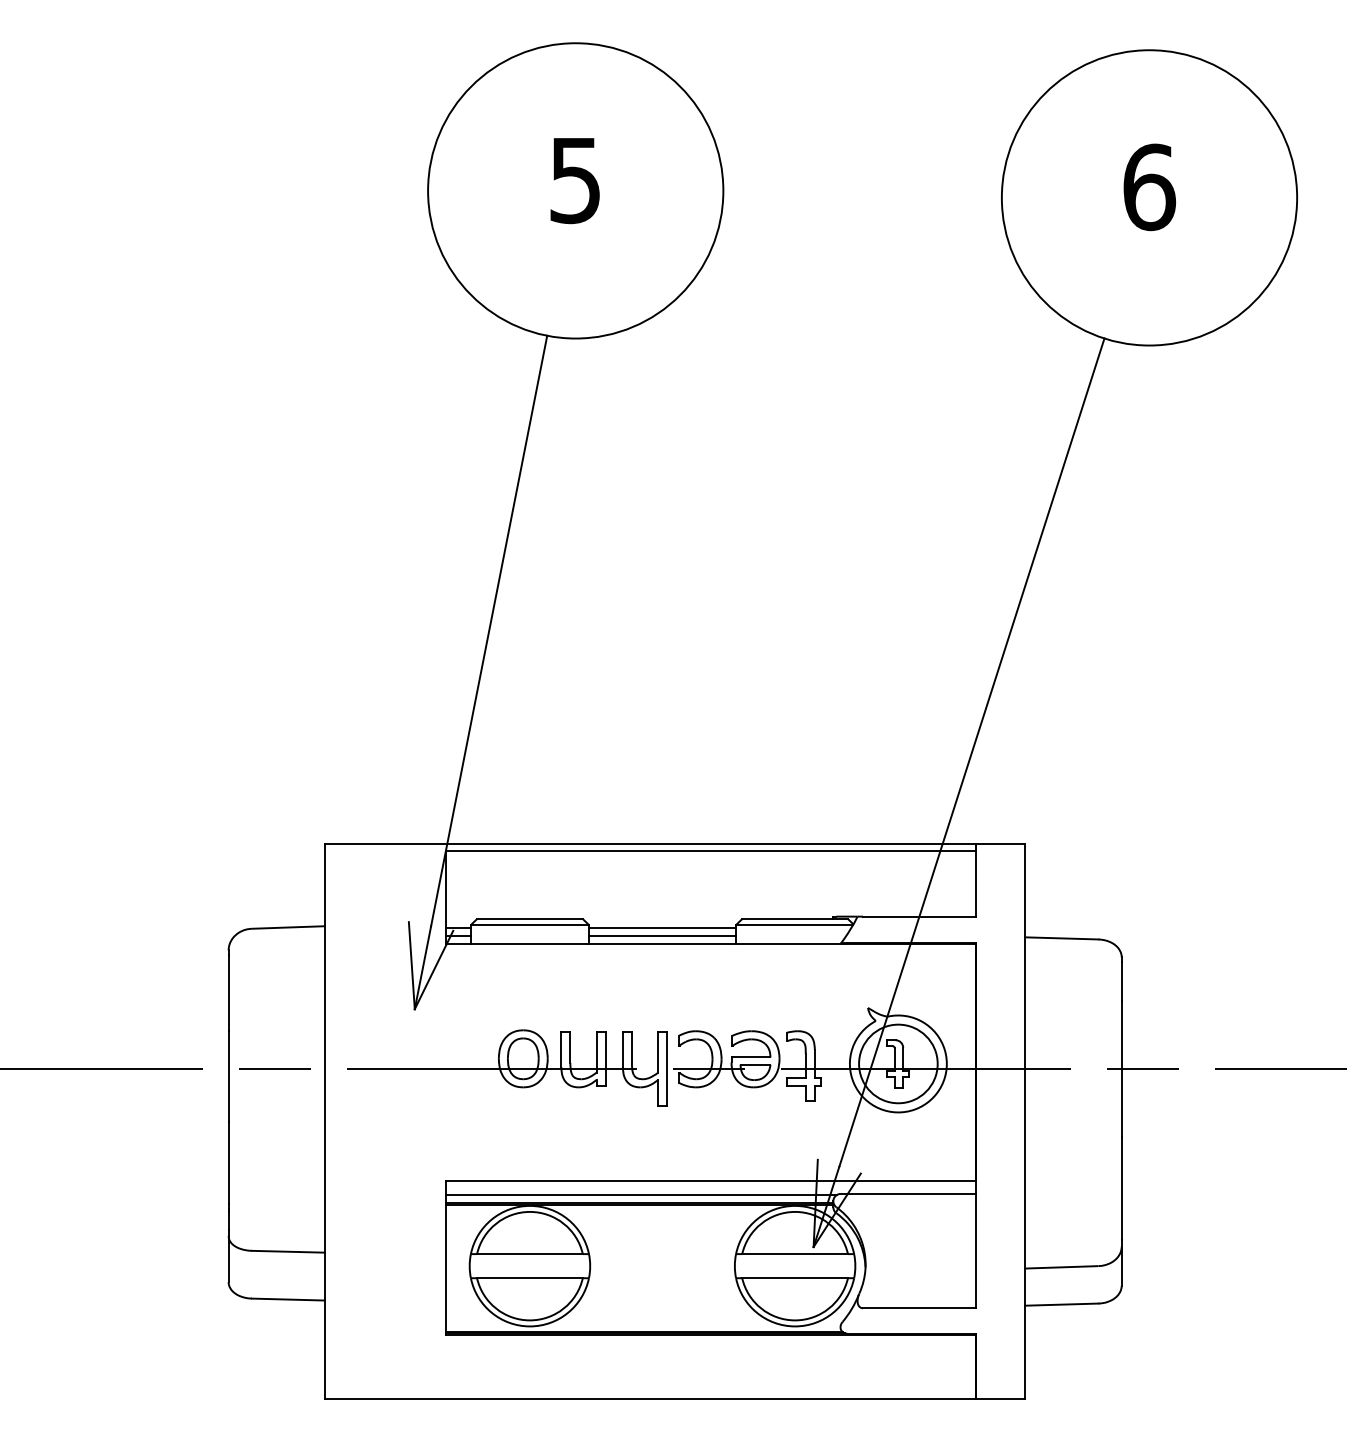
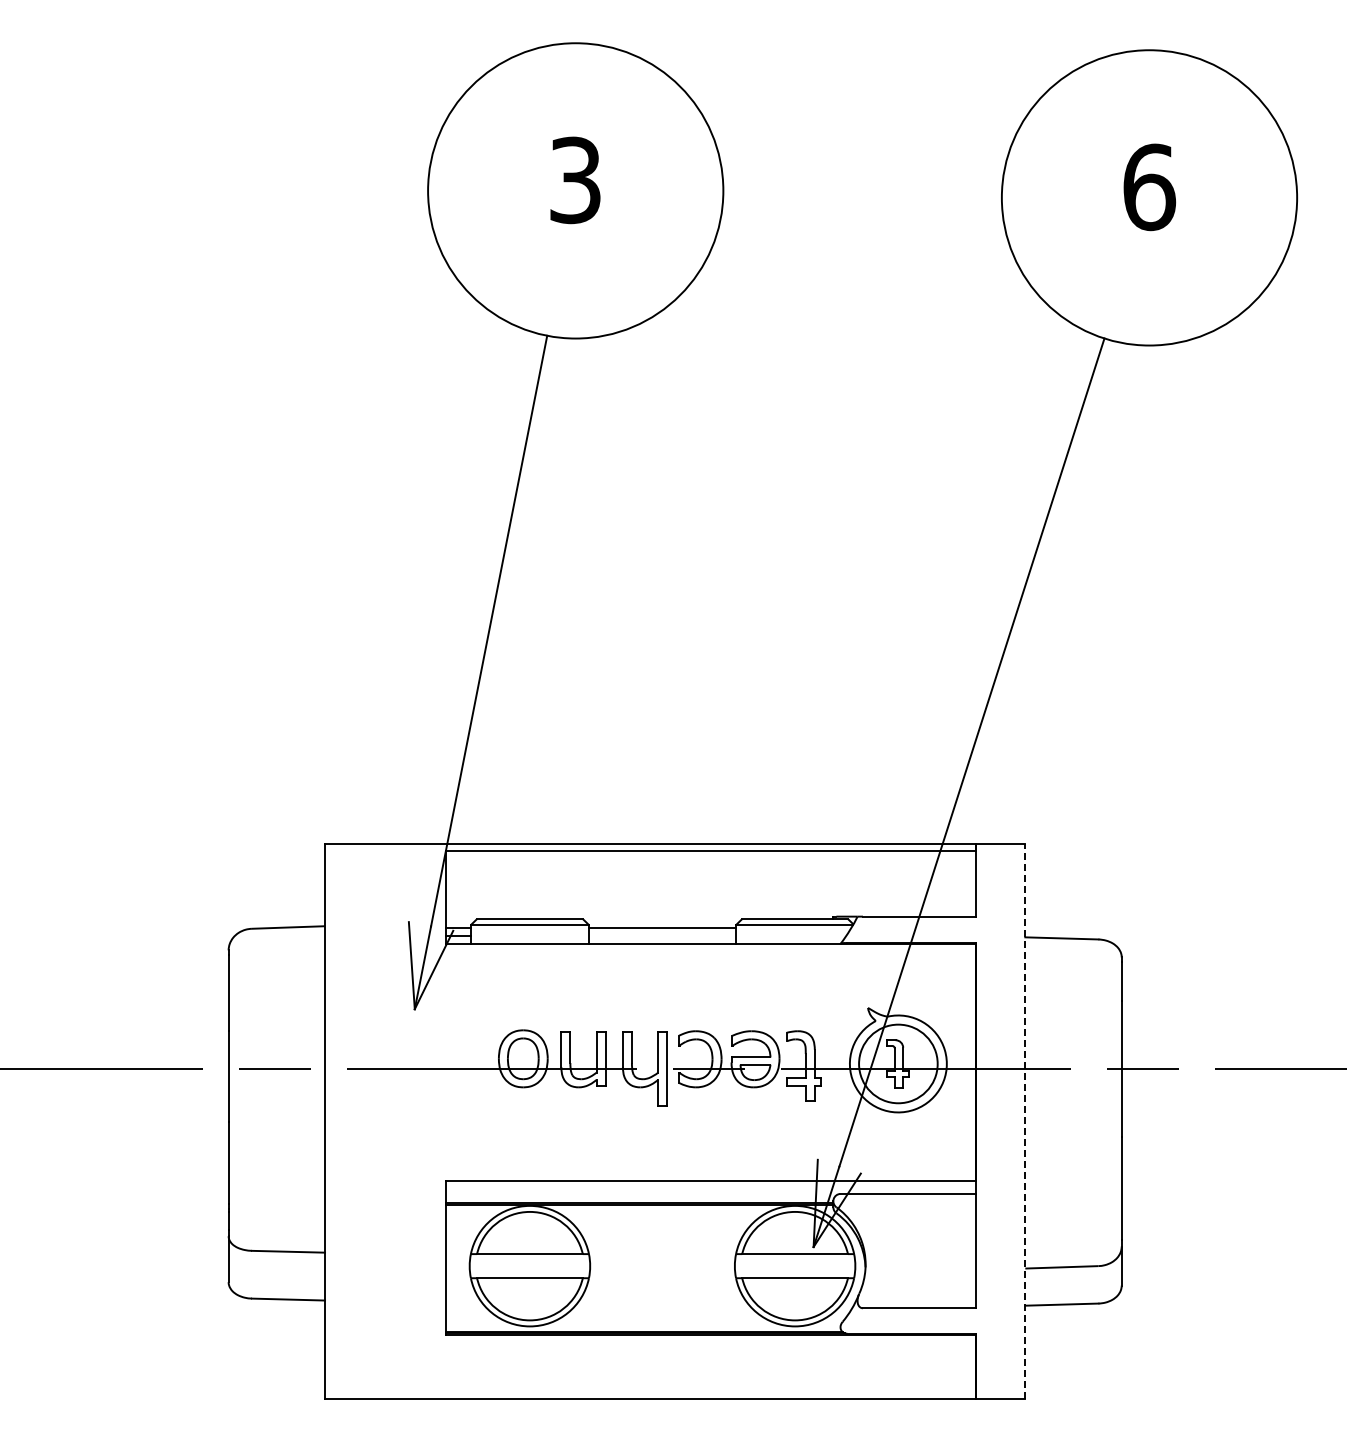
text: 5 -> 3 (575, 179)
line: present -> none (662, 936)
line: solid -> dashed (1025, 1121)
line: present -> none (641, 1194)
